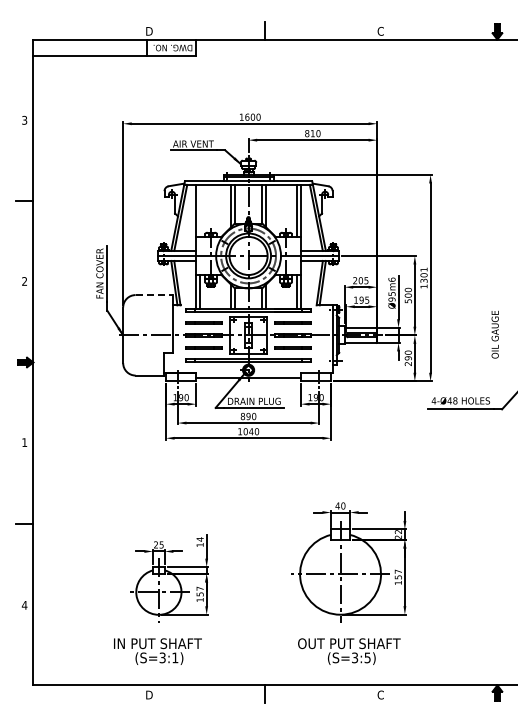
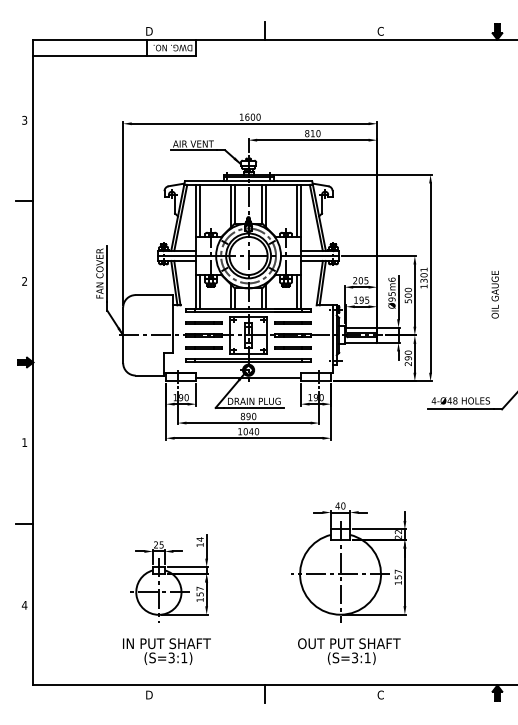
line: none -> present (199, 210)
line: dashed -> solid (154, 295)
text position: (494, 334) -> (494, 294) (494, 294)
text position: (157, 651) -> (166, 651) (166, 651)
text: (S=3:5) -> (S=3:1) (367, 657)
